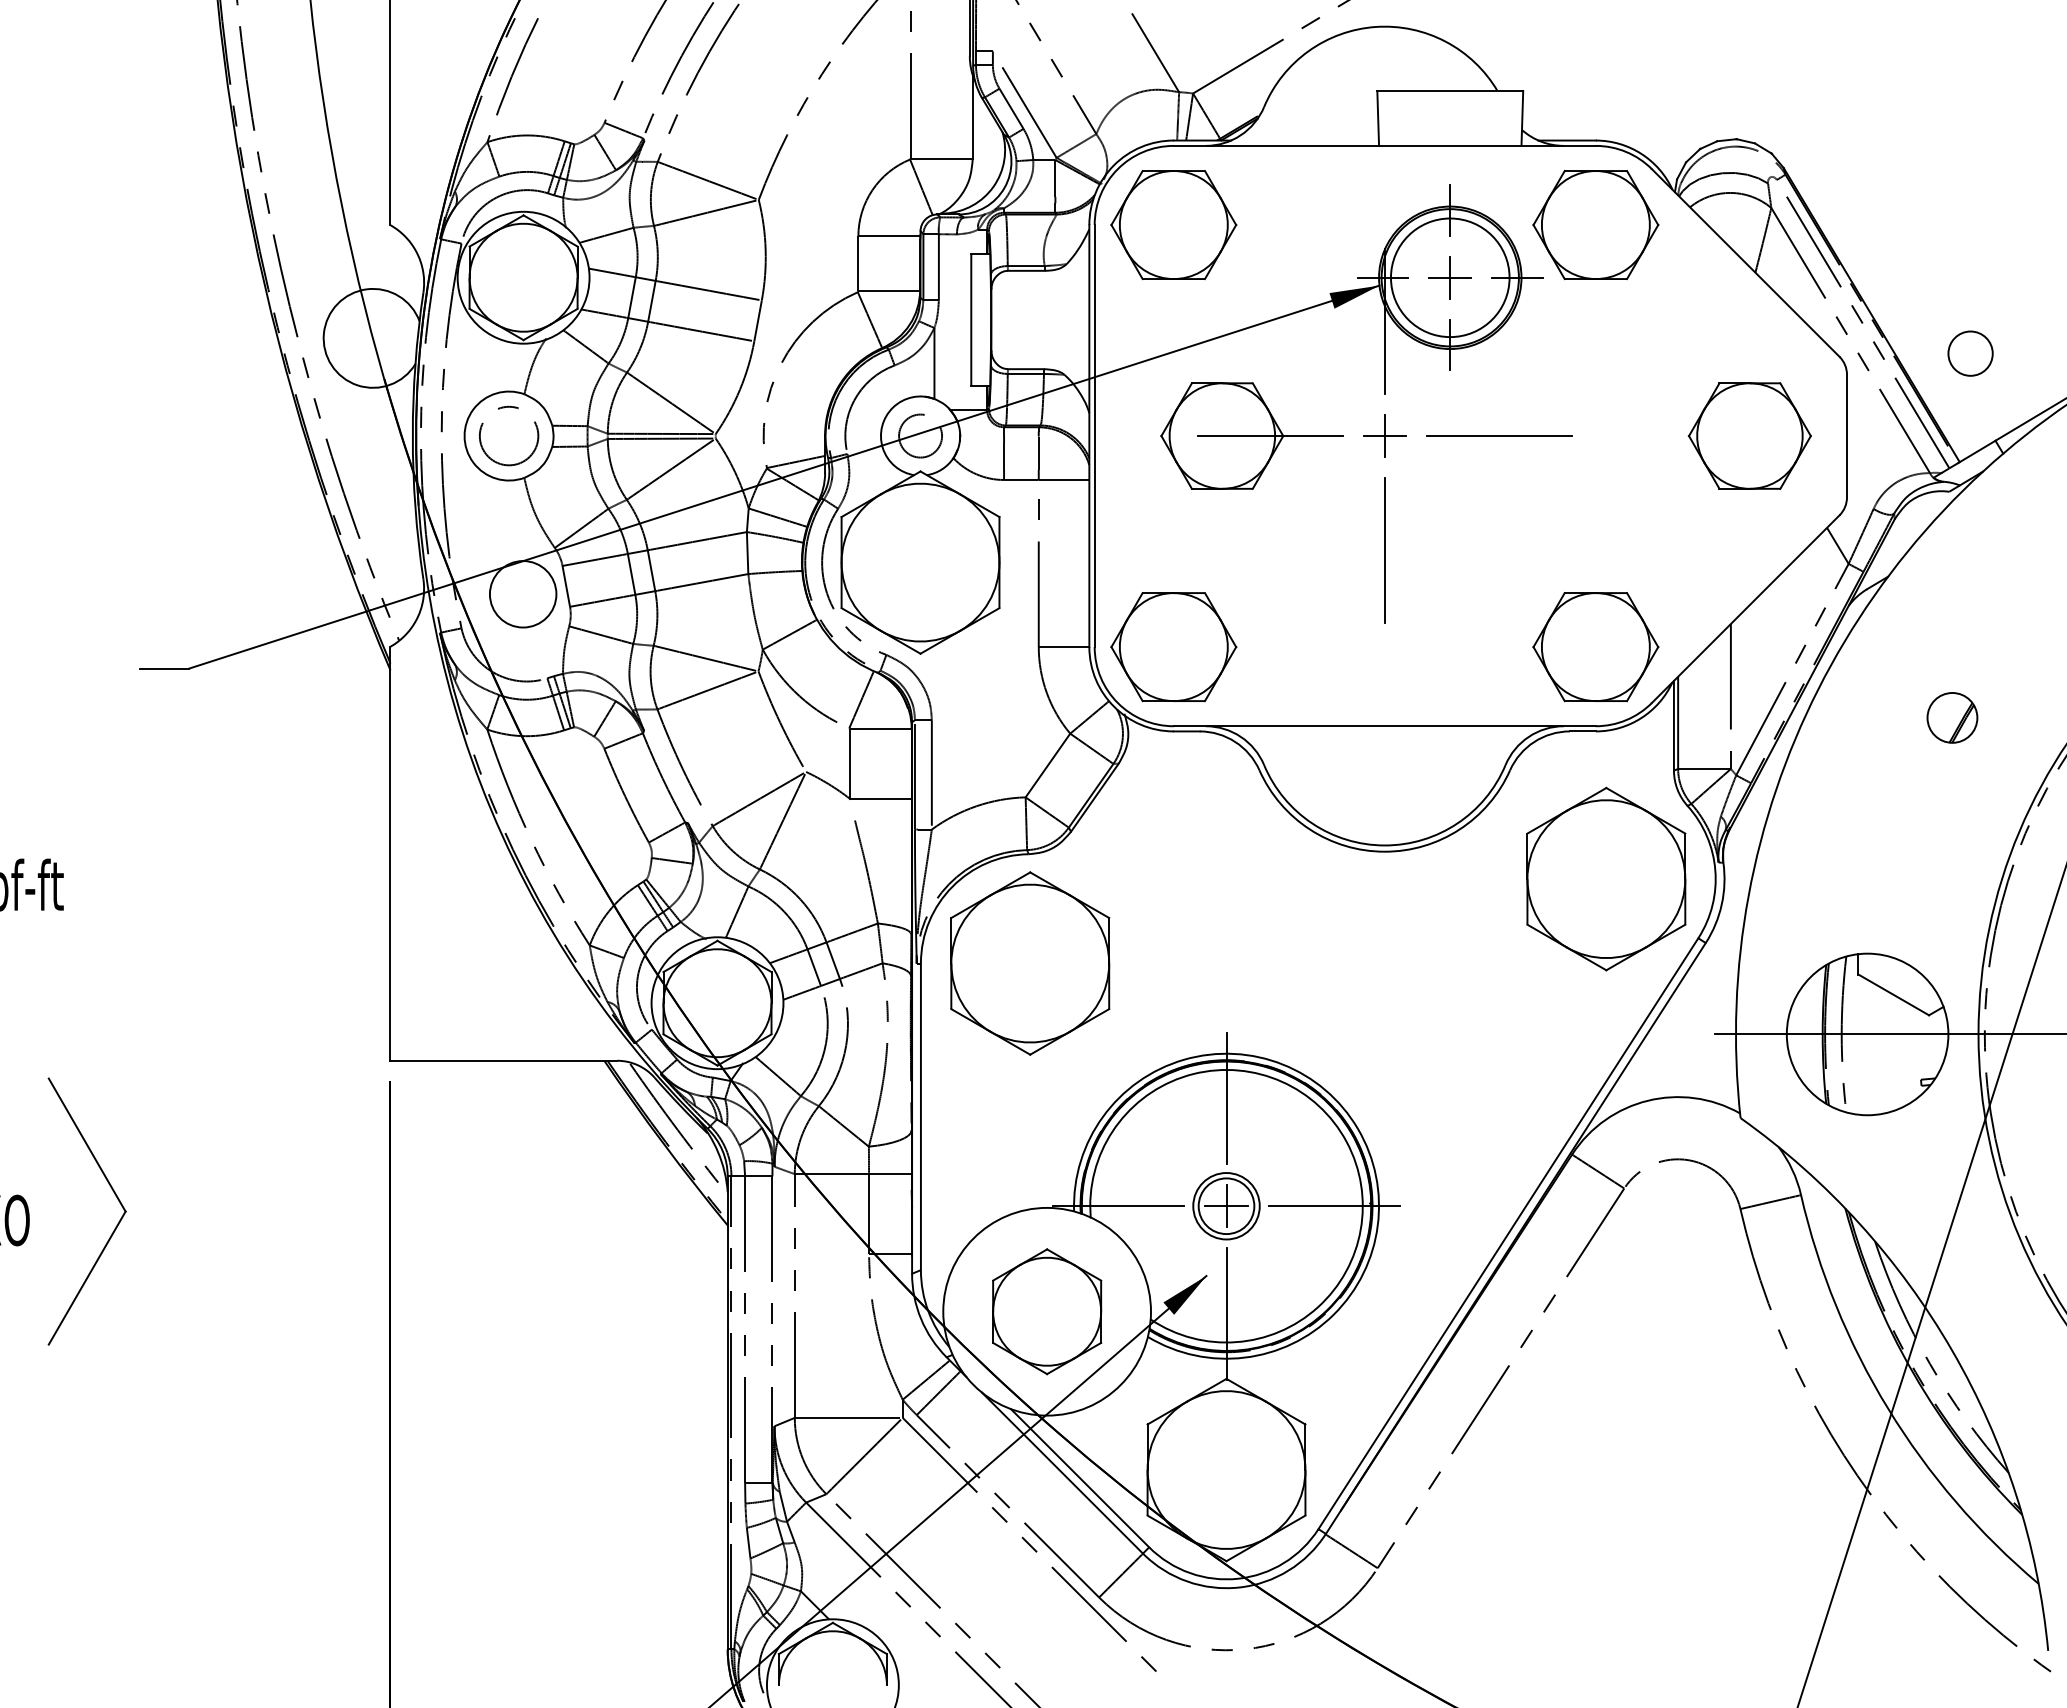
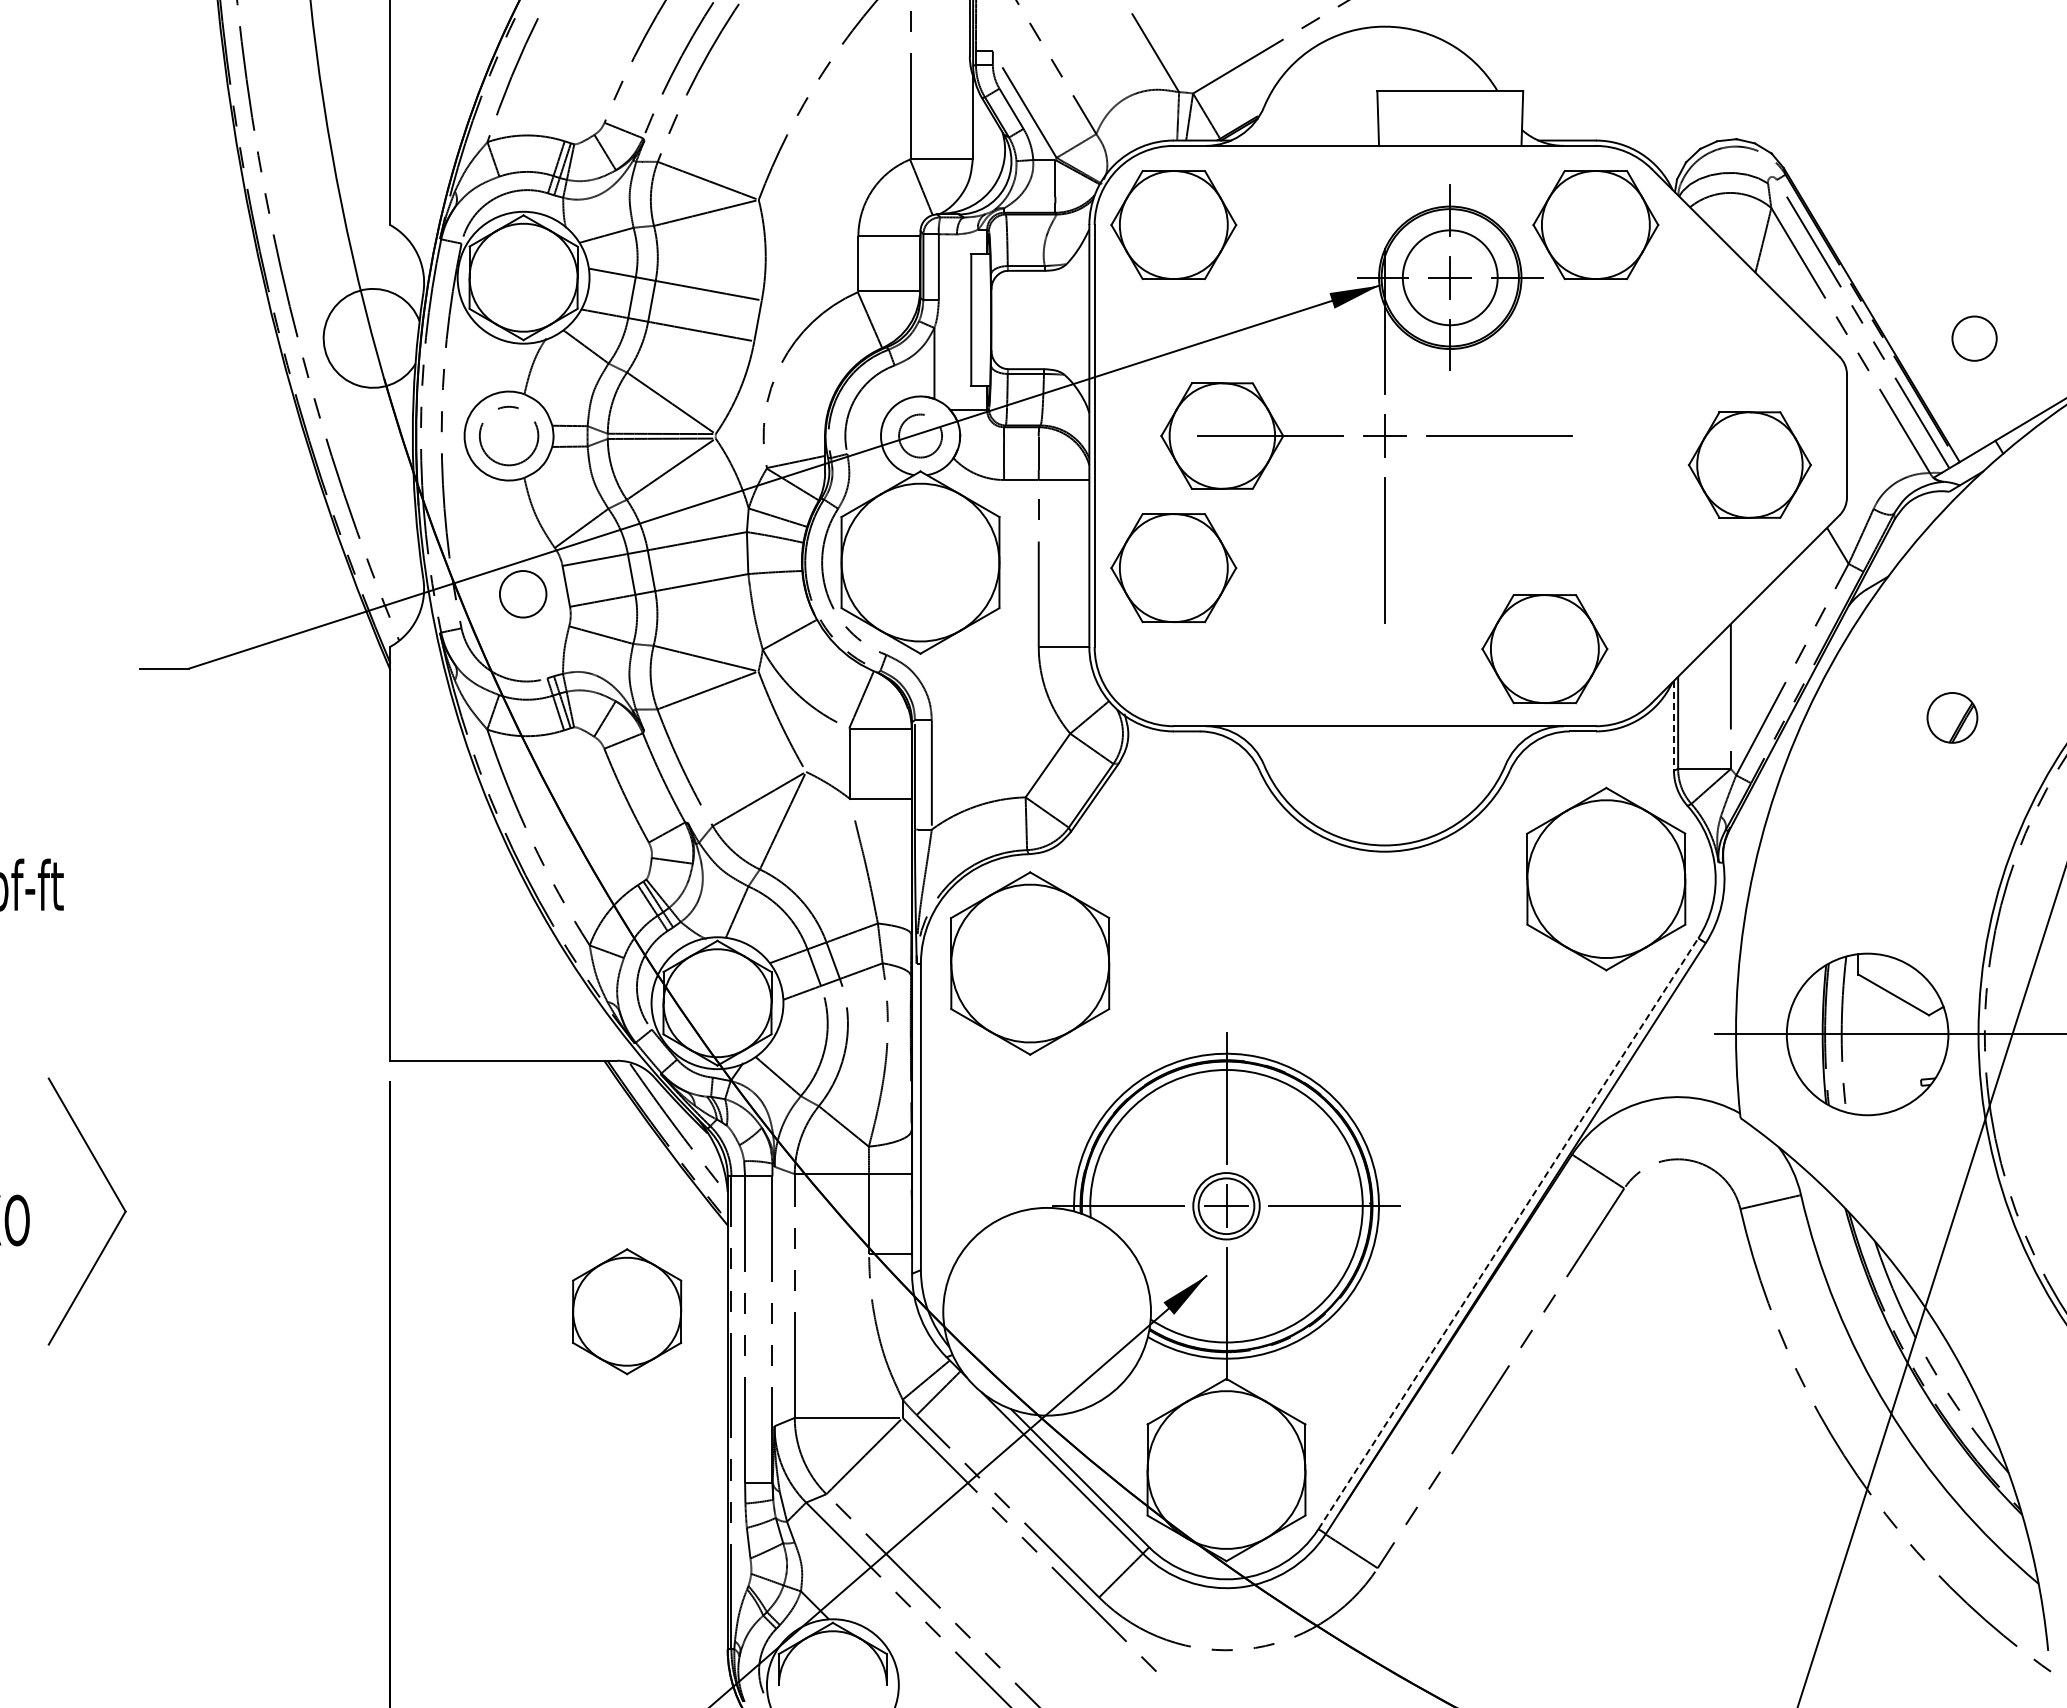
circle diameter: 119 px -> 95 px (1449, 277)
circle position: (1970, 353) -> (1974, 338) (1974, 338)
part position: (1749, 435) -> (1749, 464) (1749, 464)
circle diameter: 66 px -> 47 px (522, 594)
part position: (1173, 647) -> (1173, 568) (1173, 568)
part position: (1595, 647) -> (1544, 649) (1544, 649)
line: solid -> dashed (1673, 725)
line: solid -> dashed (1508, 1233)
part position: (1047, 1311) -> (627, 1311) (627, 1311)
